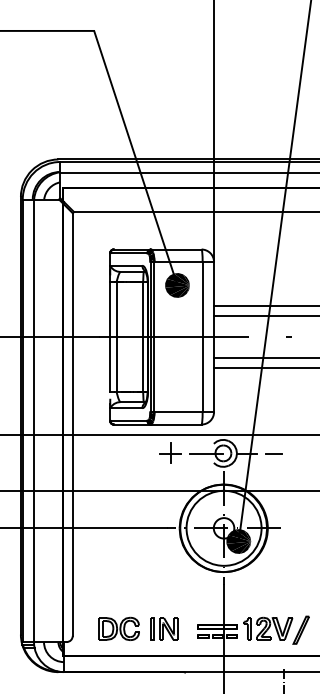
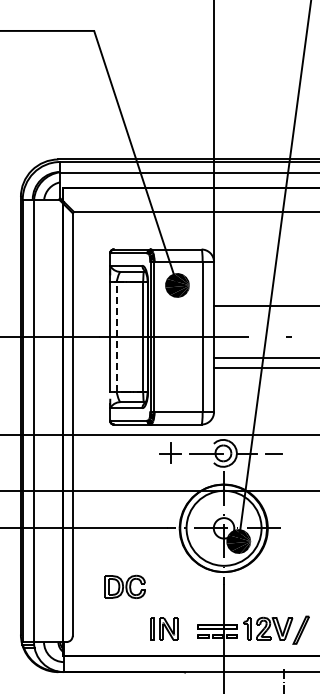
line: present -> none (265, 315)
line: solid -> dashed (116, 336)
part position: (118, 628) -> (124, 586) (124, 586)
